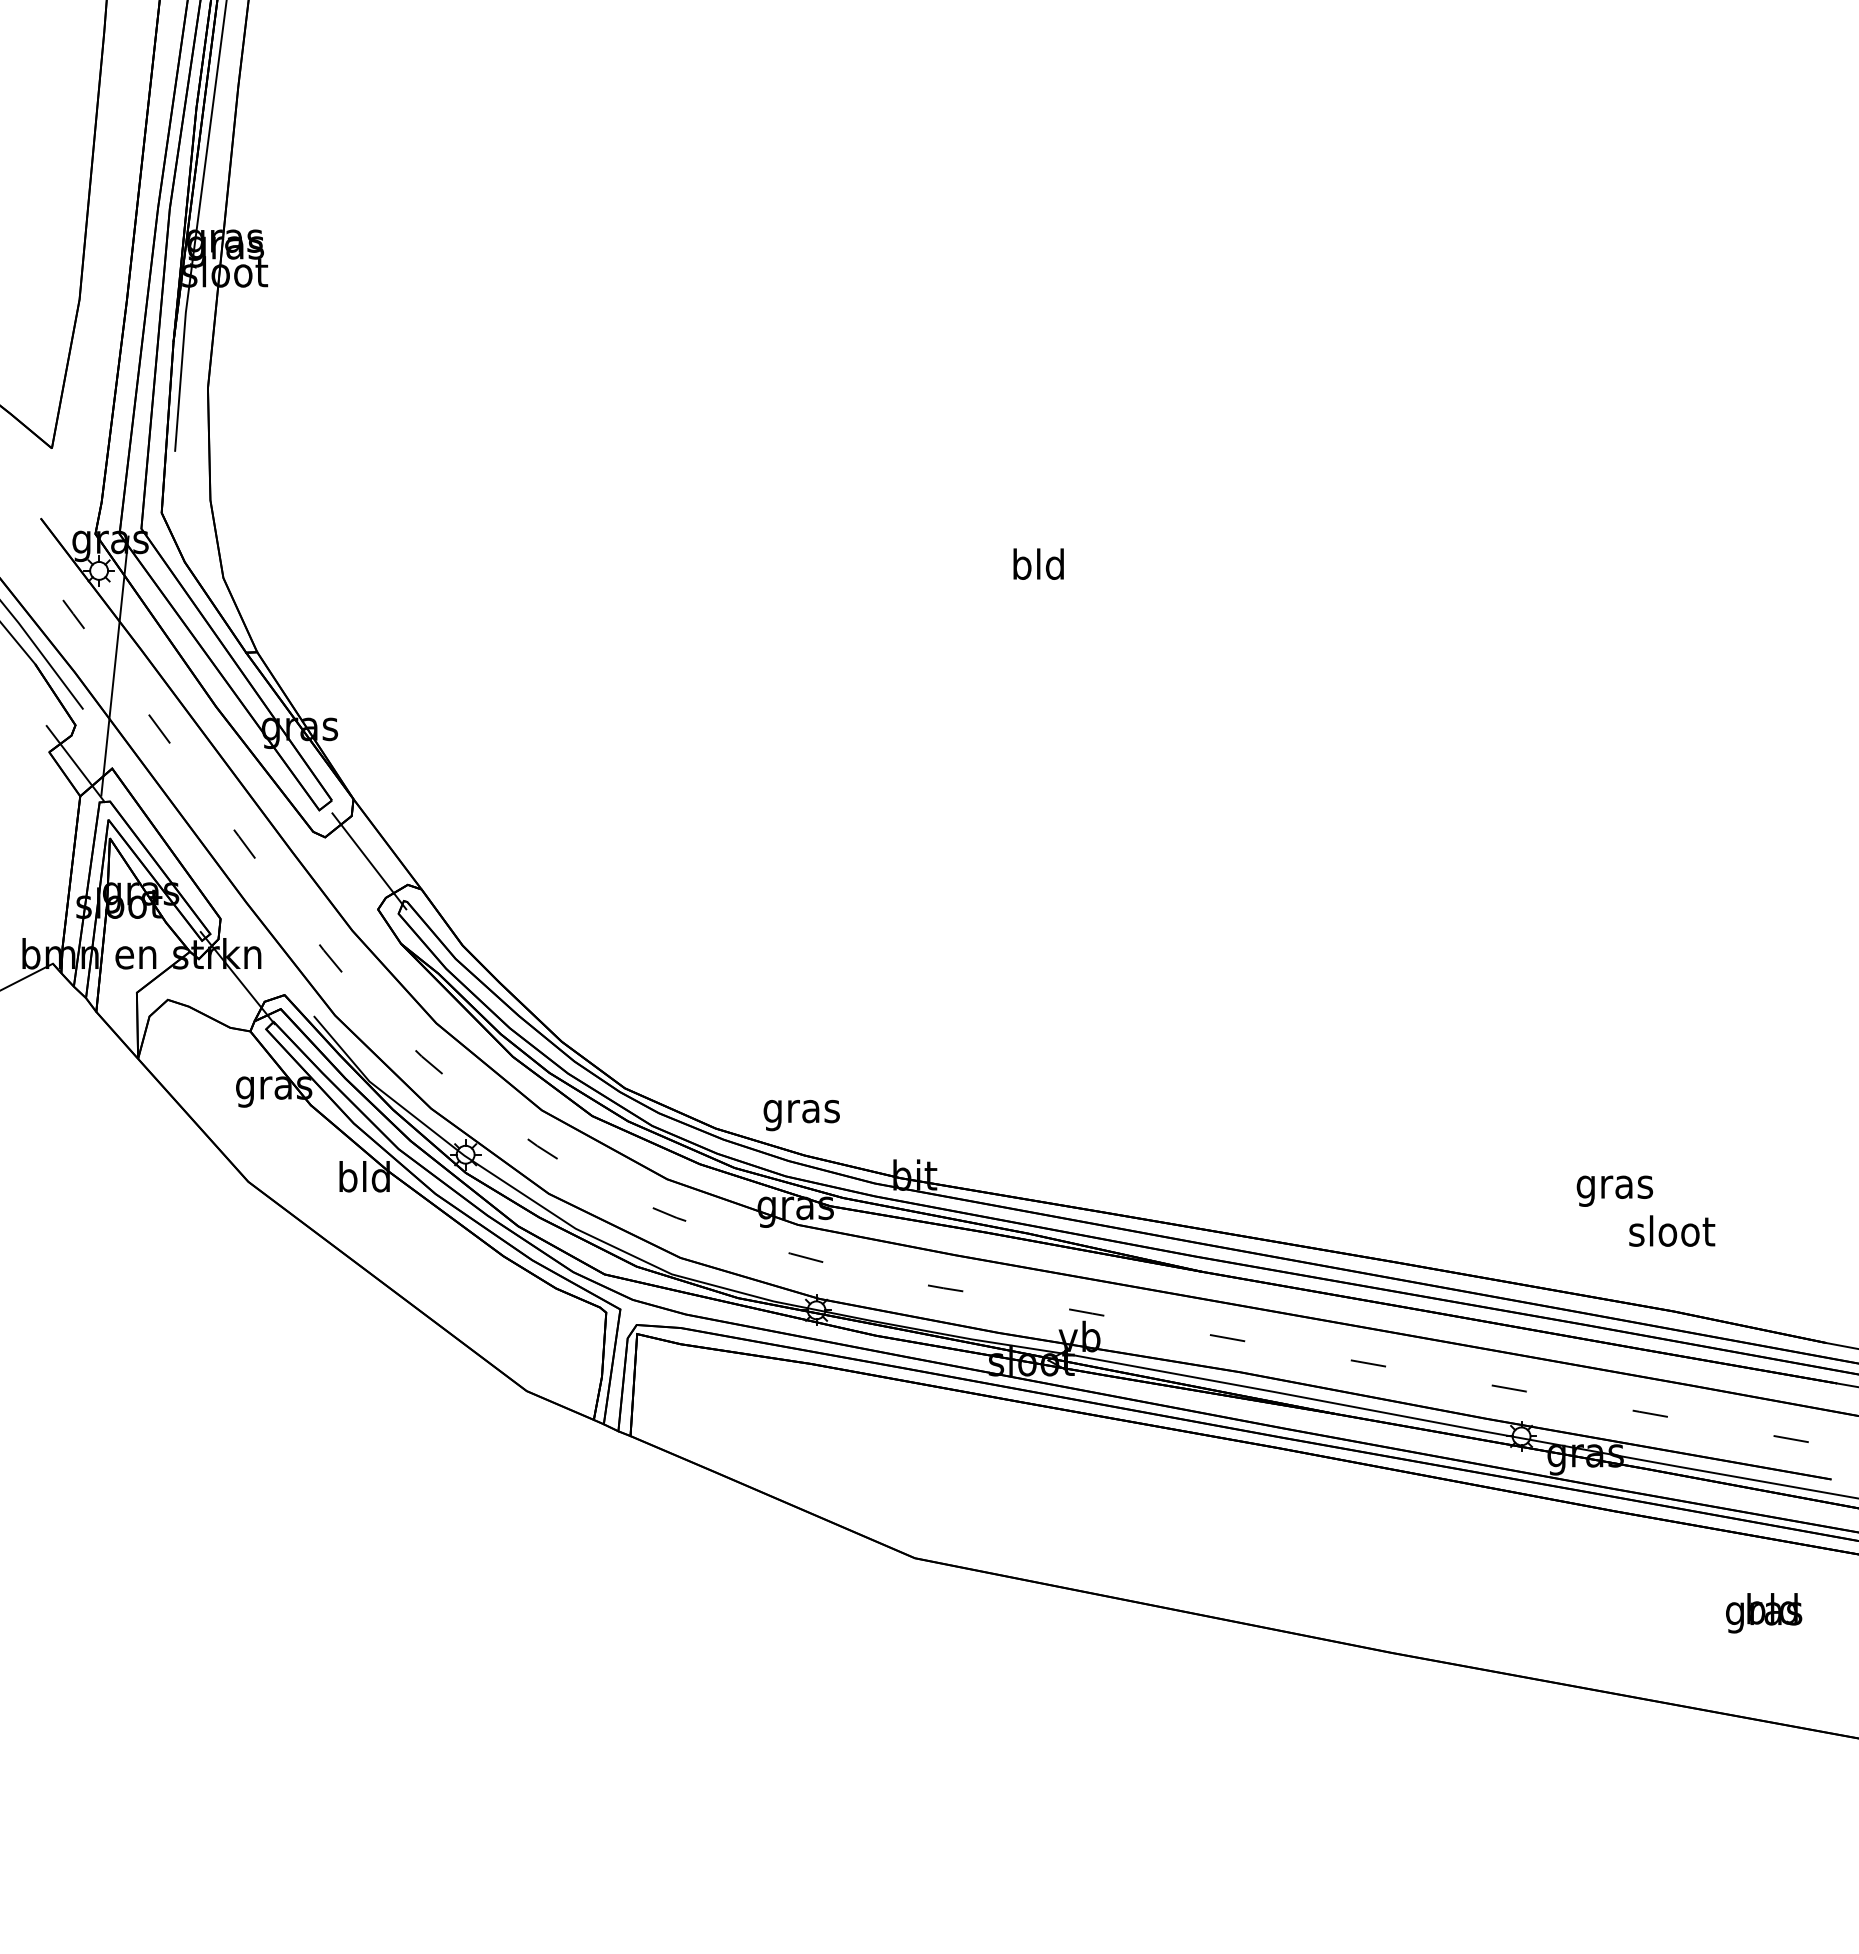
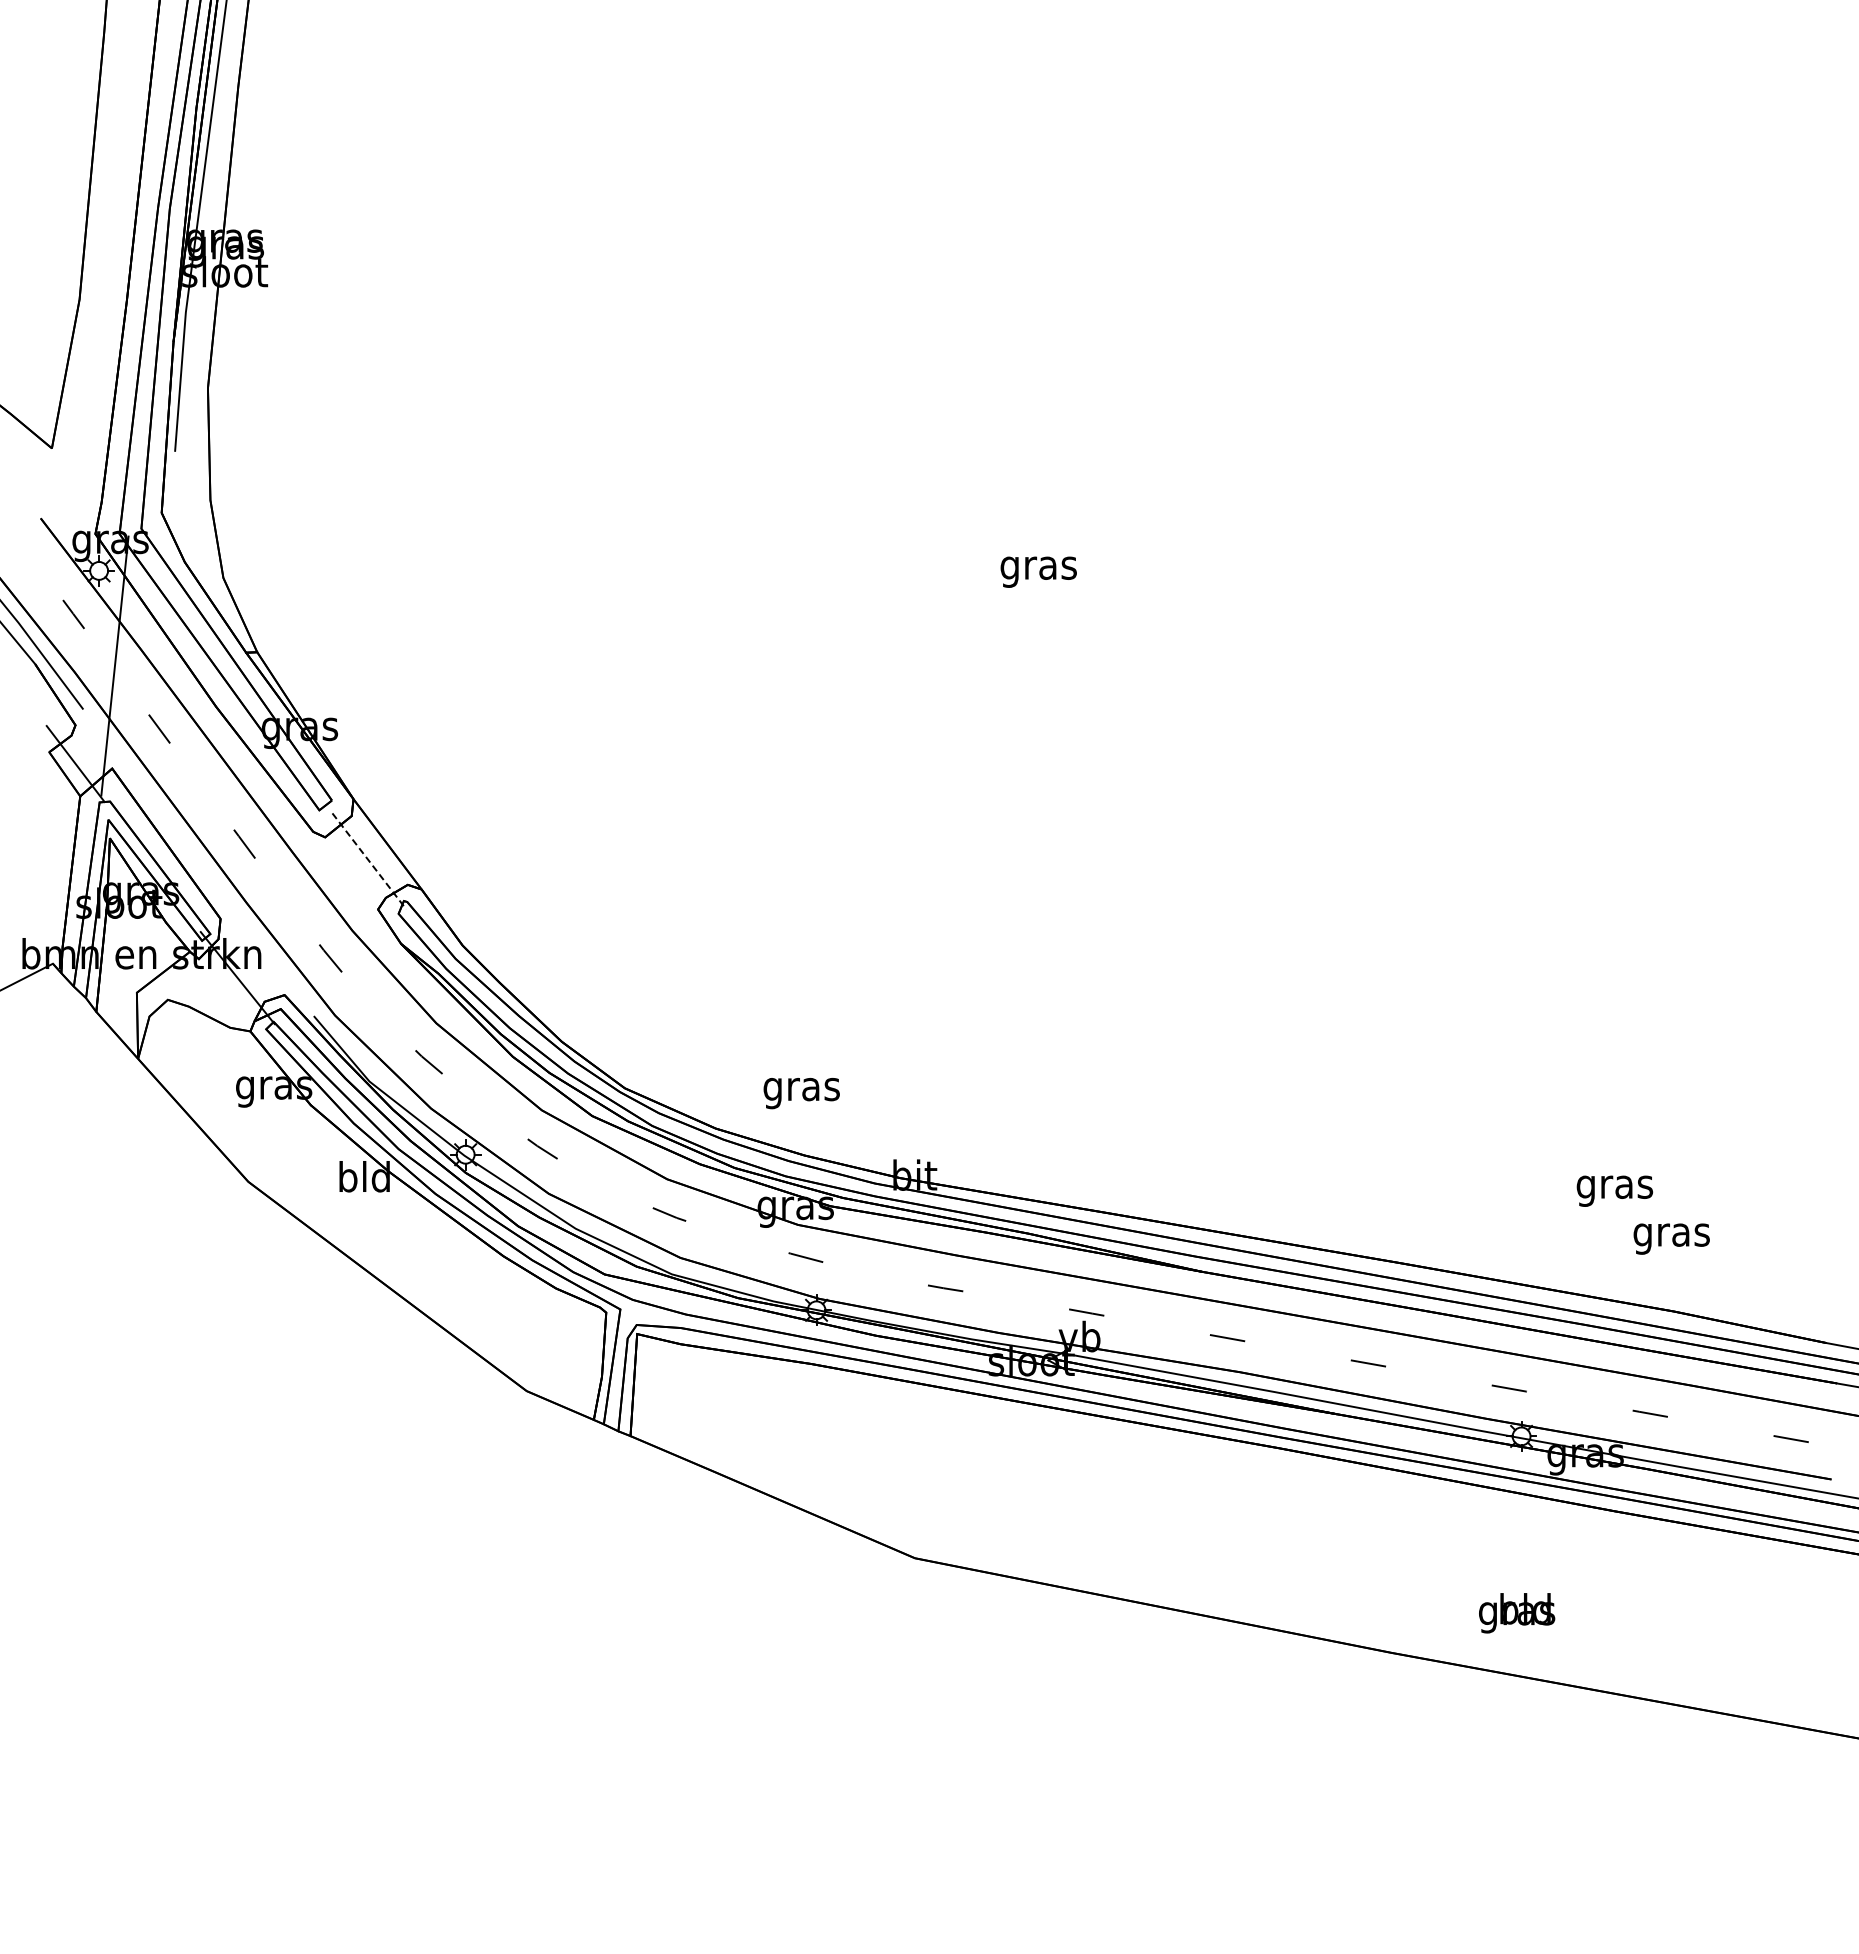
text: bld -> gras (1038, 567)
line: solid -> dashed (369, 861)
text position: (801, 1115) -> (801, 1093) (801, 1093)
text: sloot -> gras (1672, 1234)
text position: (1764, 1613) -> (1517, 1613) (1517, 1613)
